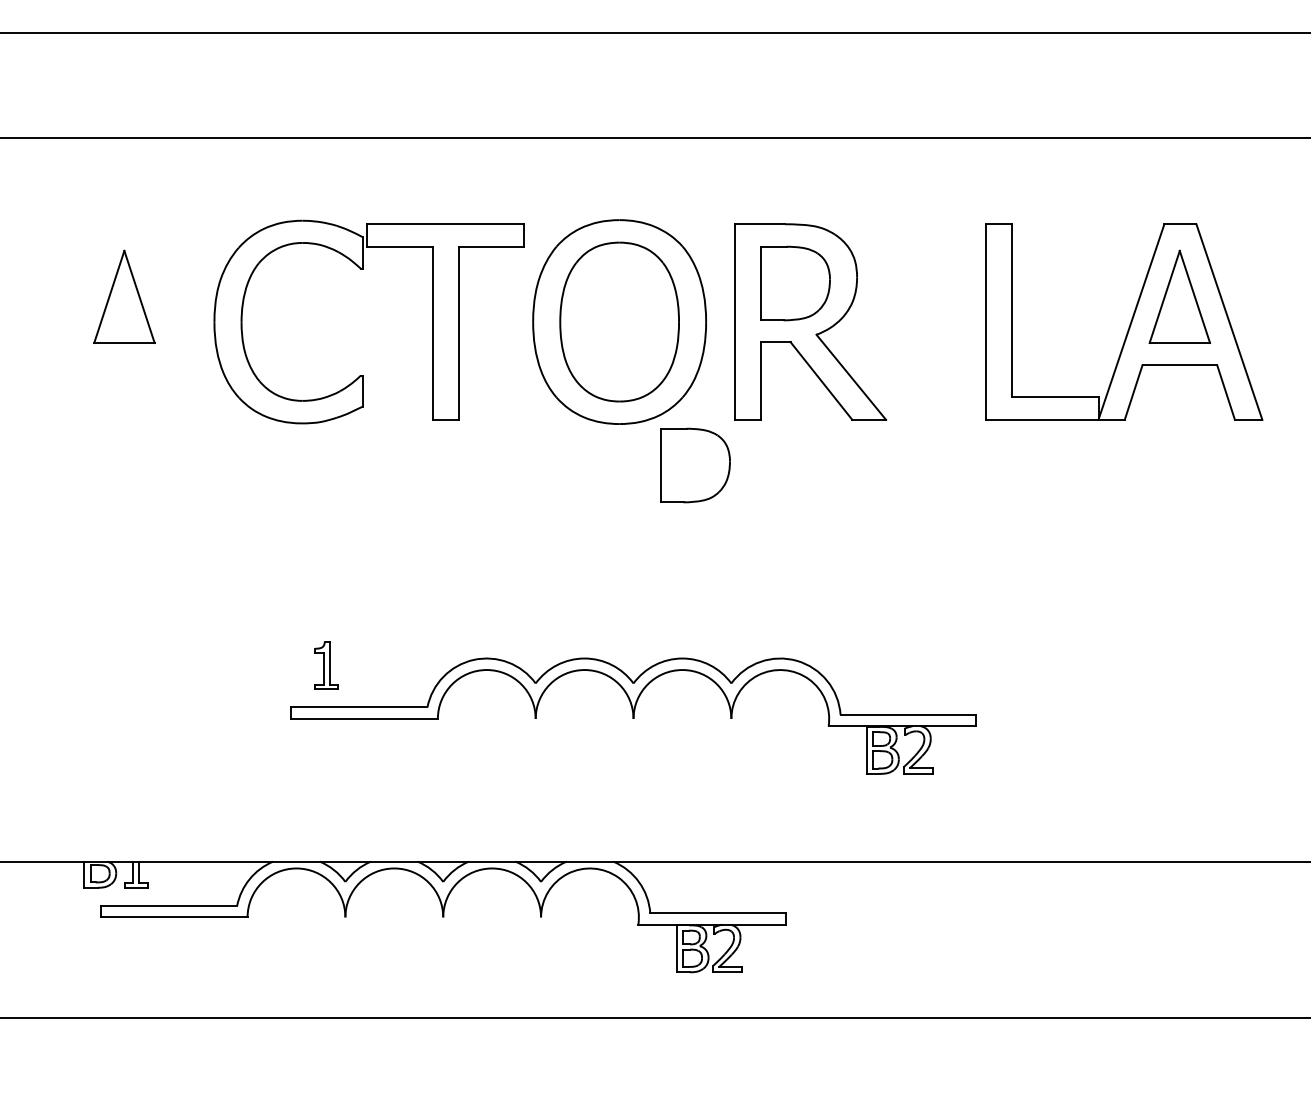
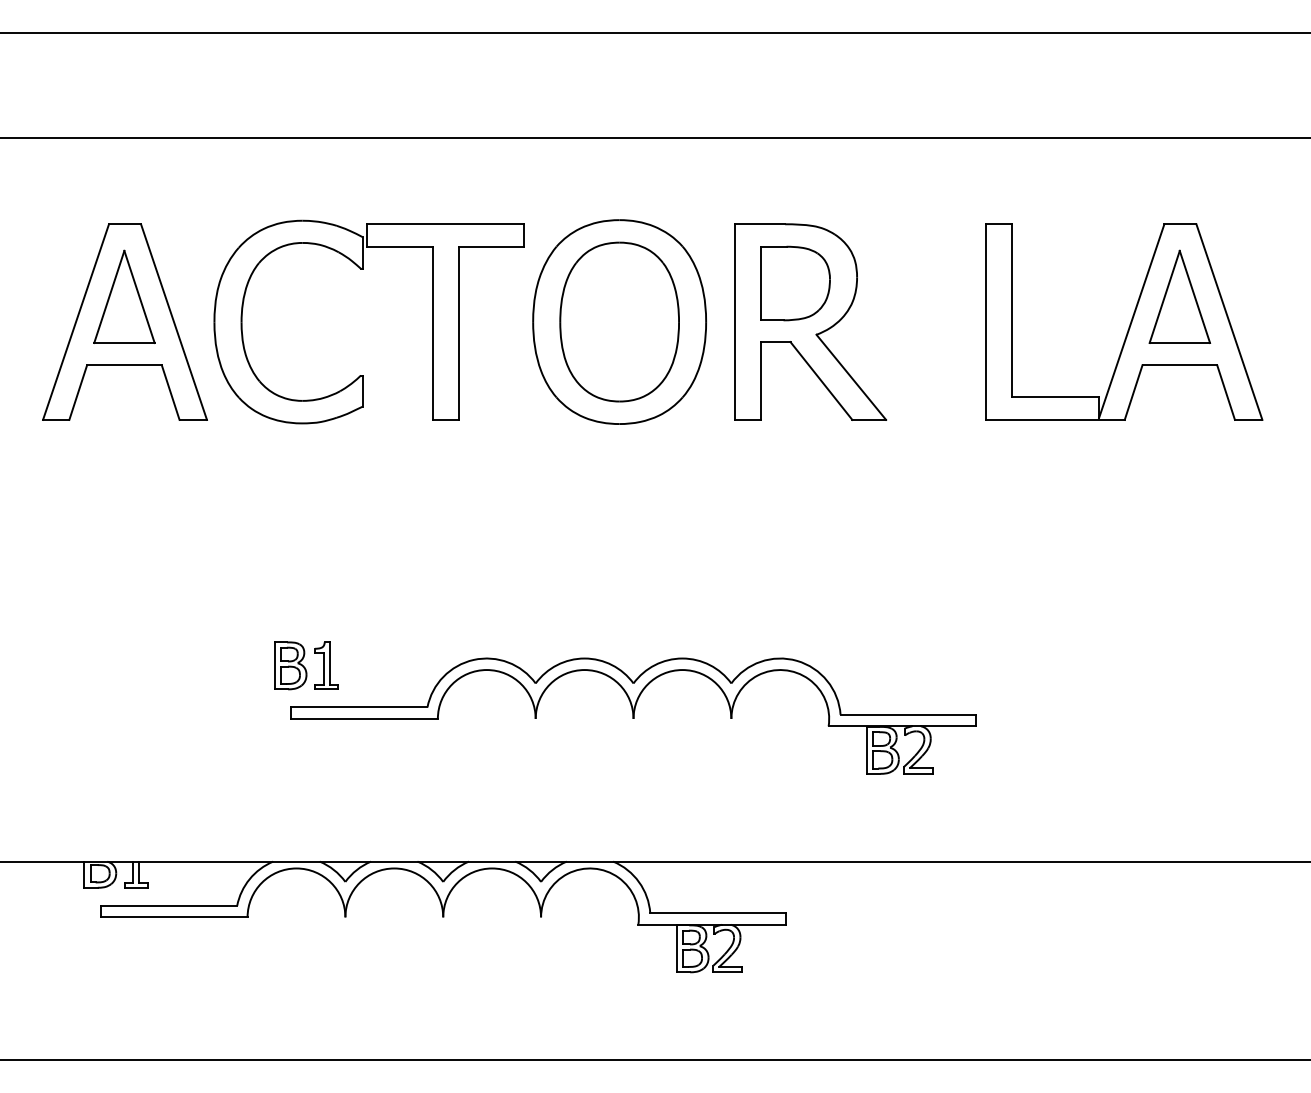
part: none -> present (124, 321)
part: present -> none (695, 465)
part: none -> present (290, 665)
line position: (654, 1018) -> (654, 1060) (654, 1060)
